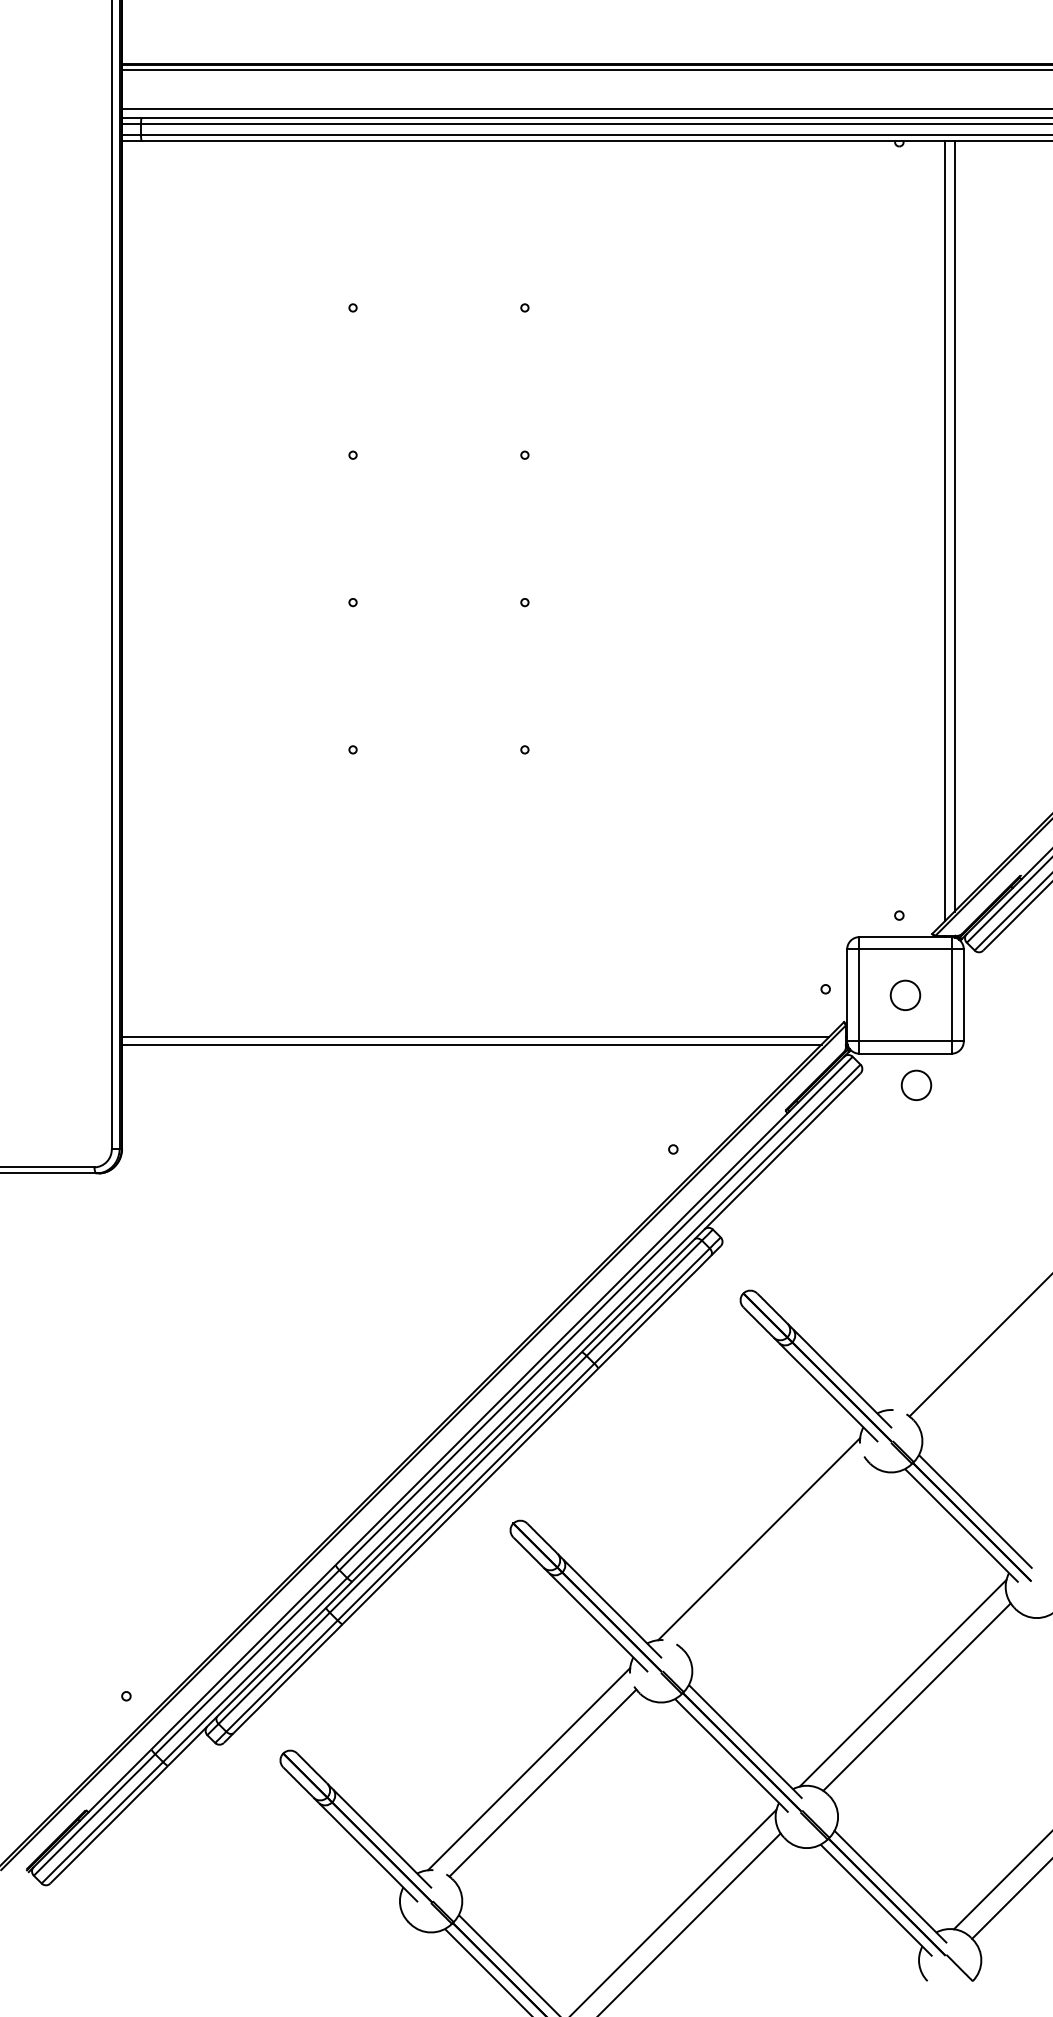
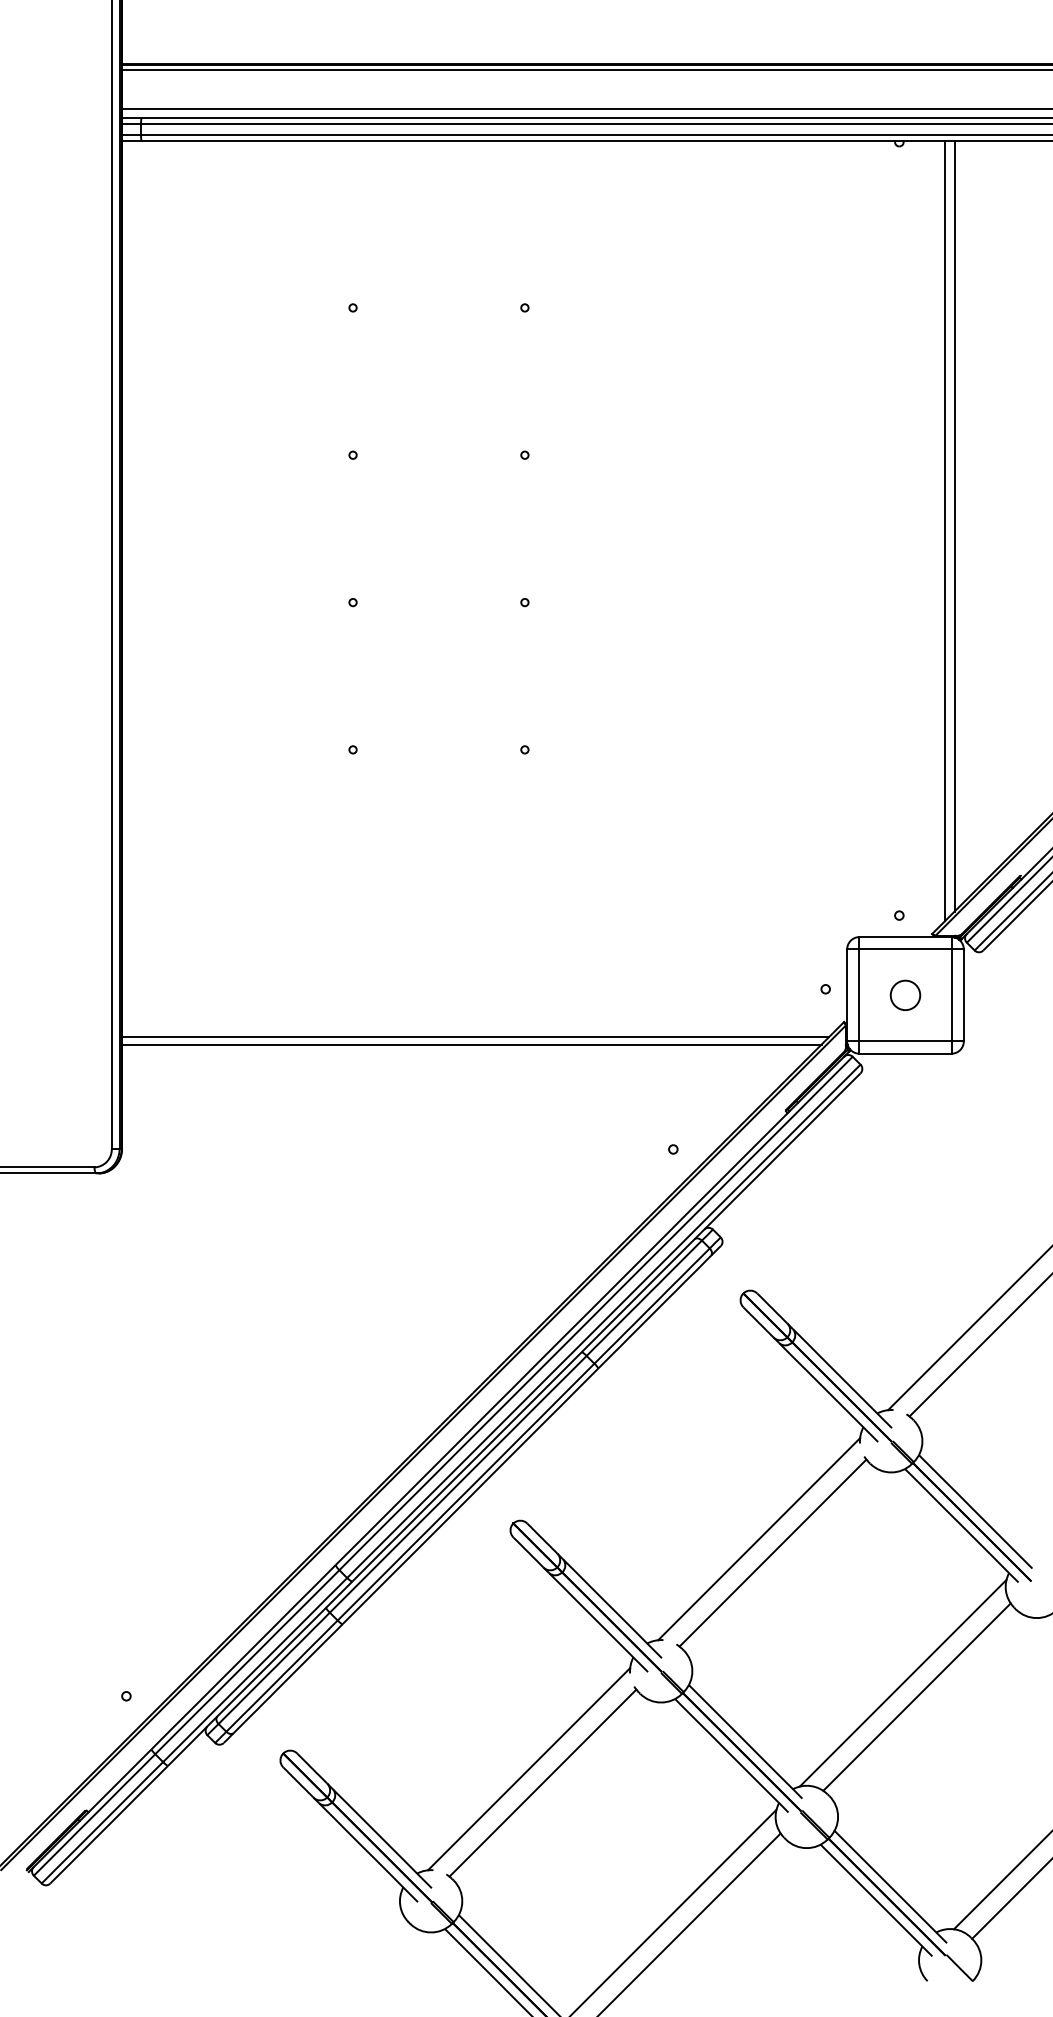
circle: present -> none (916, 1084)
line: none -> present (968, 1329)
line: none -> present (772, 1552)
